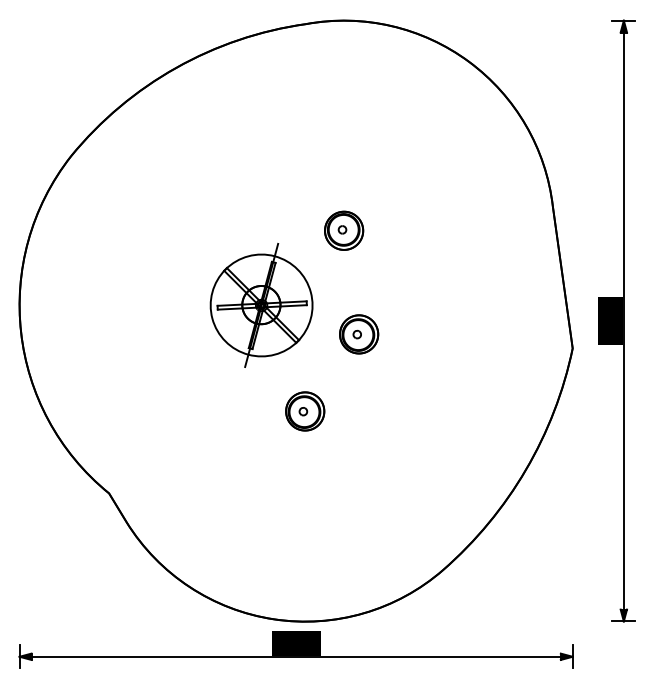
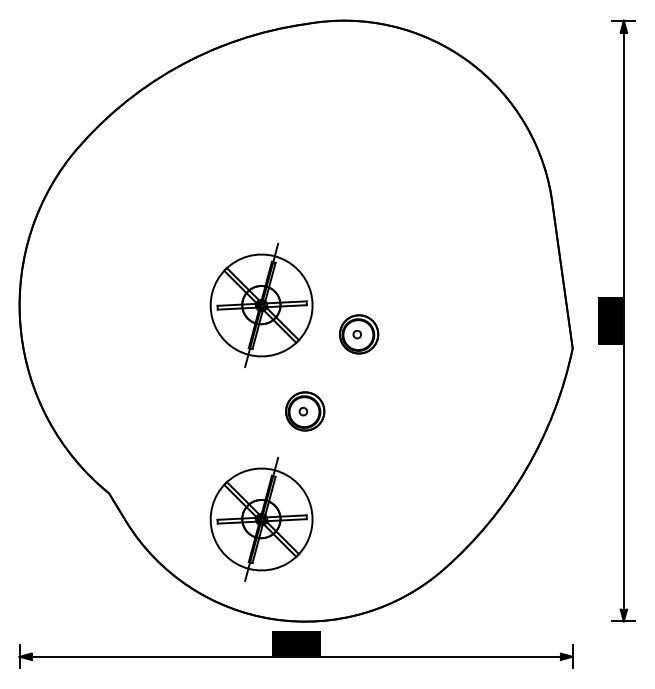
part: present -> none (344, 230)
part: none -> present (261, 519)
